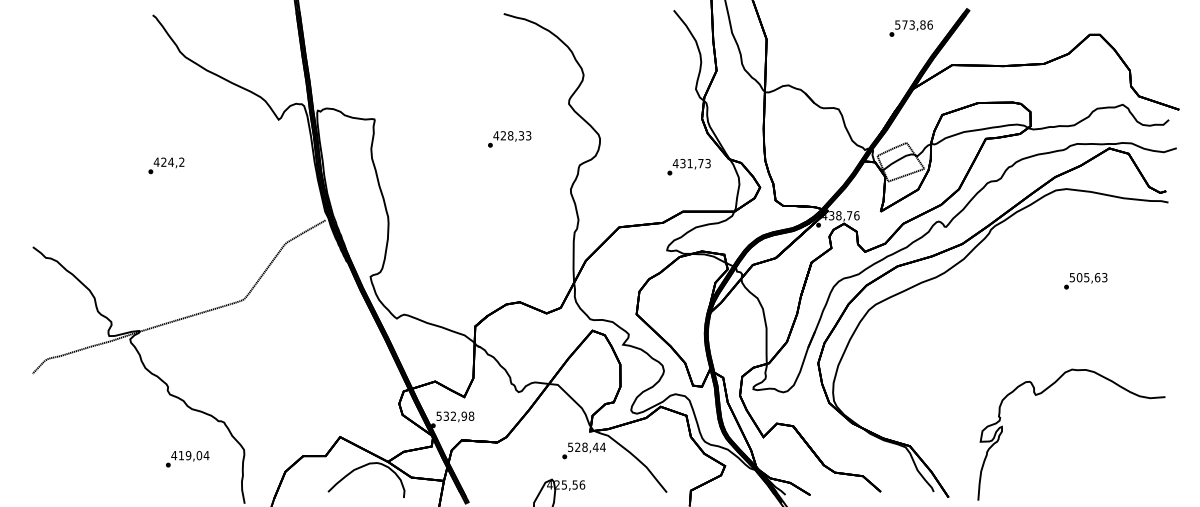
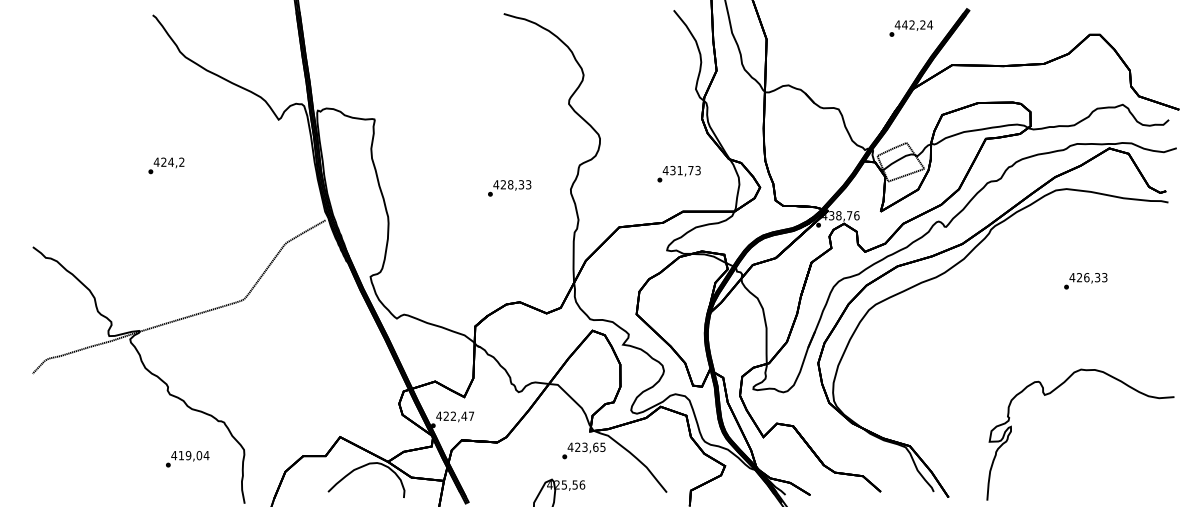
text: 573,86 -> 442,24 (913, 24)
text position: (509, 139) -> (509, 188) (509, 188)
text position: (688, 166) -> (678, 173) (678, 173)
text: 505,63 -> 426,33 (1084, 277)
part position: (1042, 393) -> (1051, 393) (1051, 393)
text: 532,98 -> 422,47 (455, 415)
text: 528,44 -> 423,65 (586, 446)
